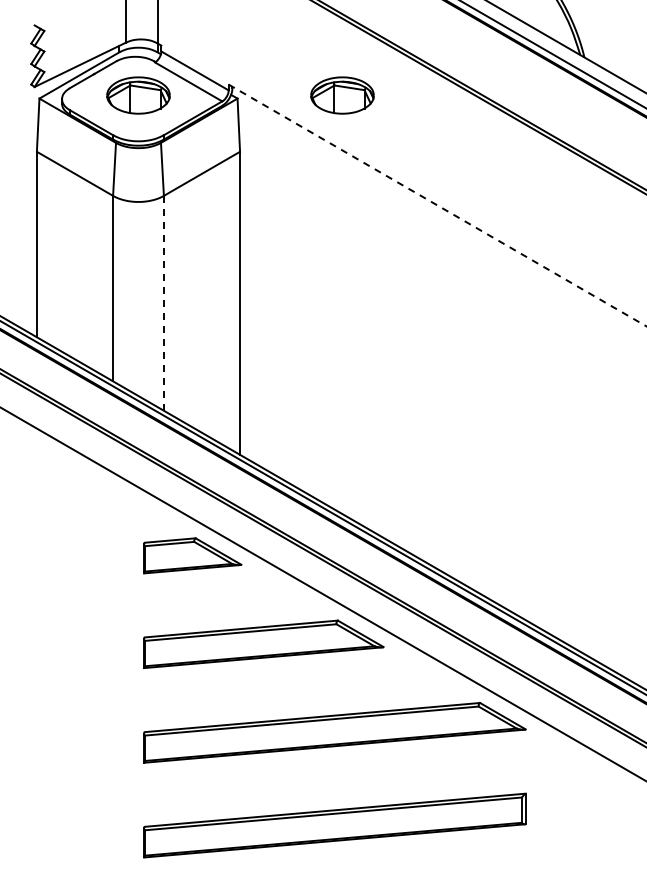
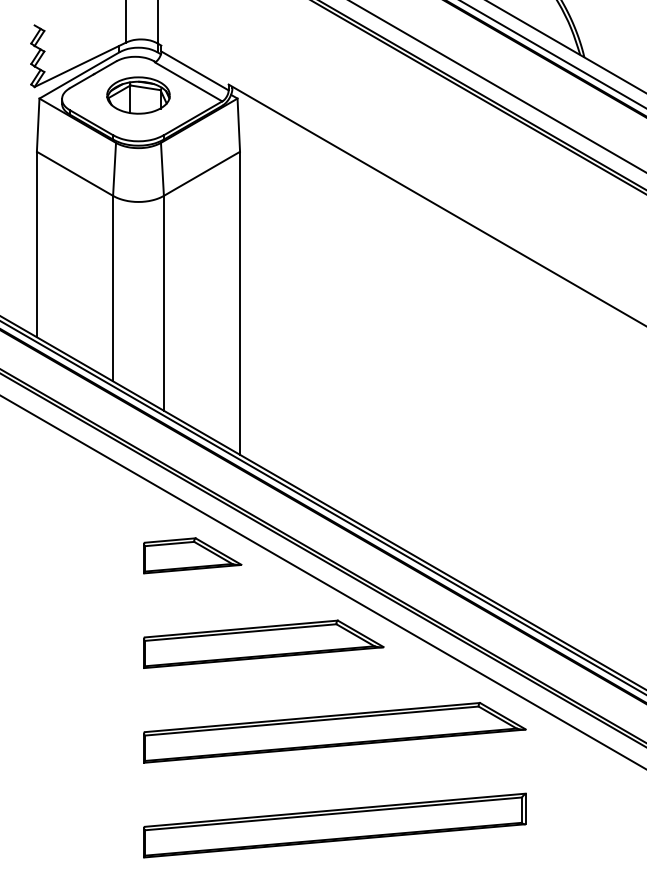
line: none -> present (497, 86)
part: present -> none (342, 95)
line: dashed -> solid (438, 205)
line: dashed -> solid (163, 302)
line position: (322, 593) -> (322, 581) (322, 581)
